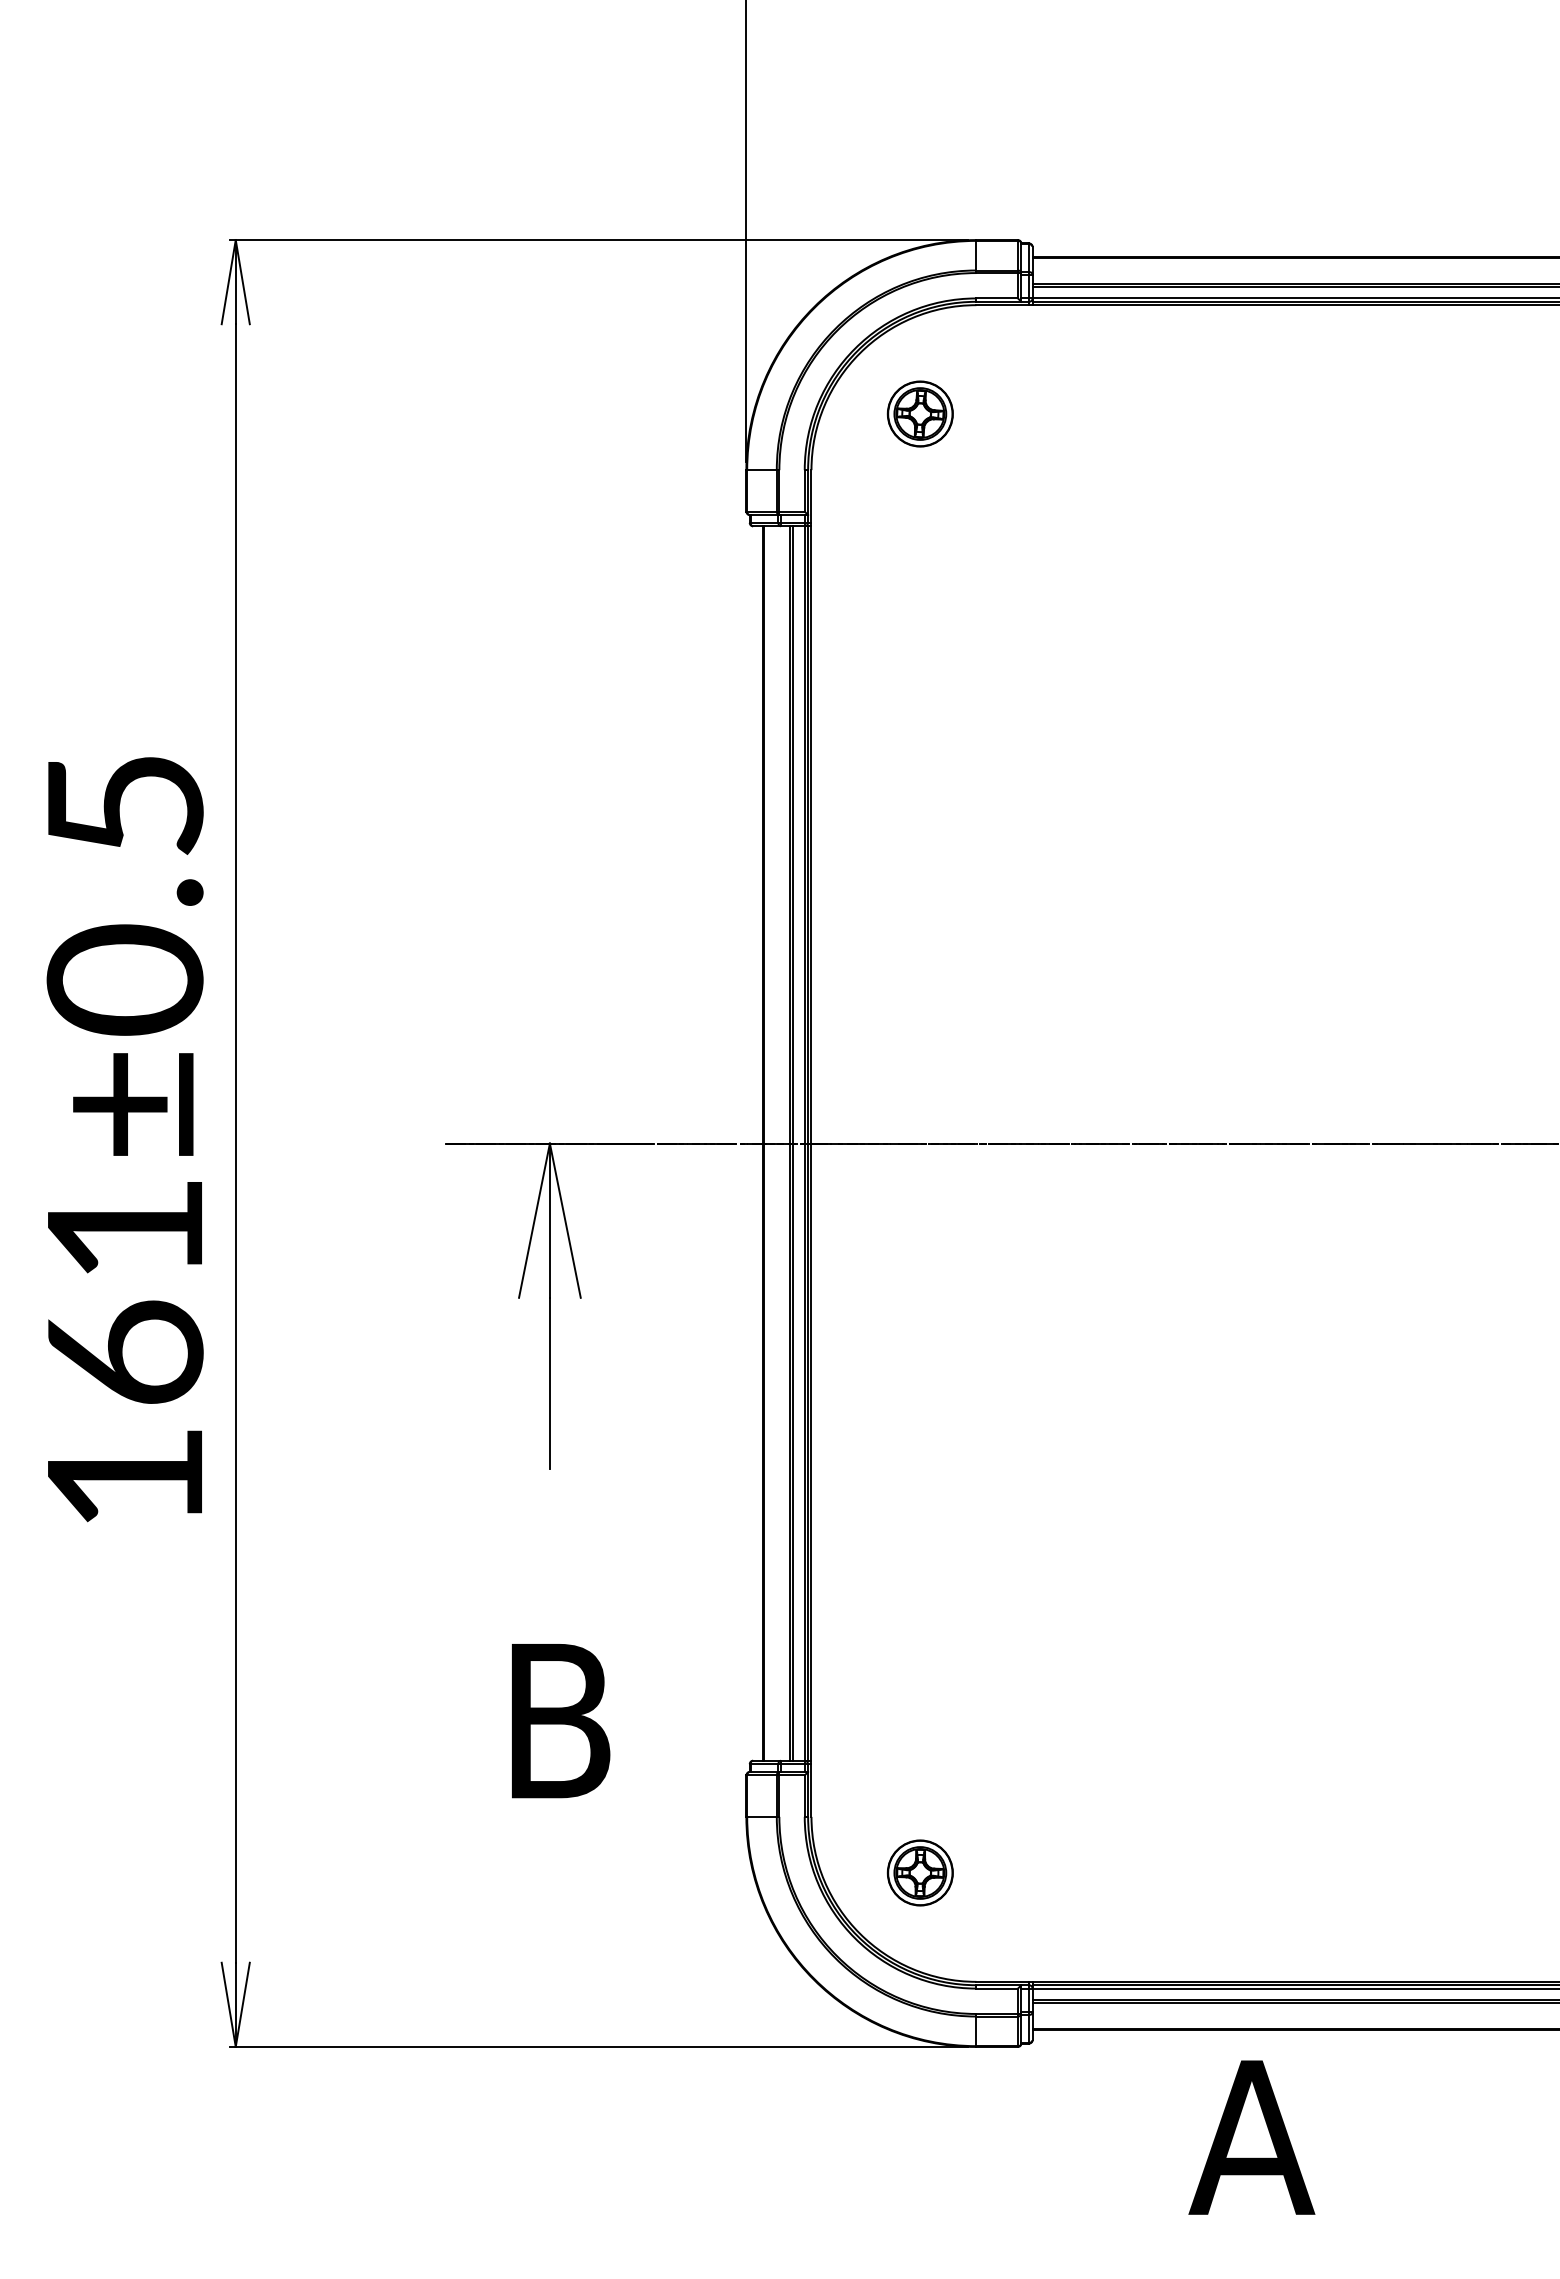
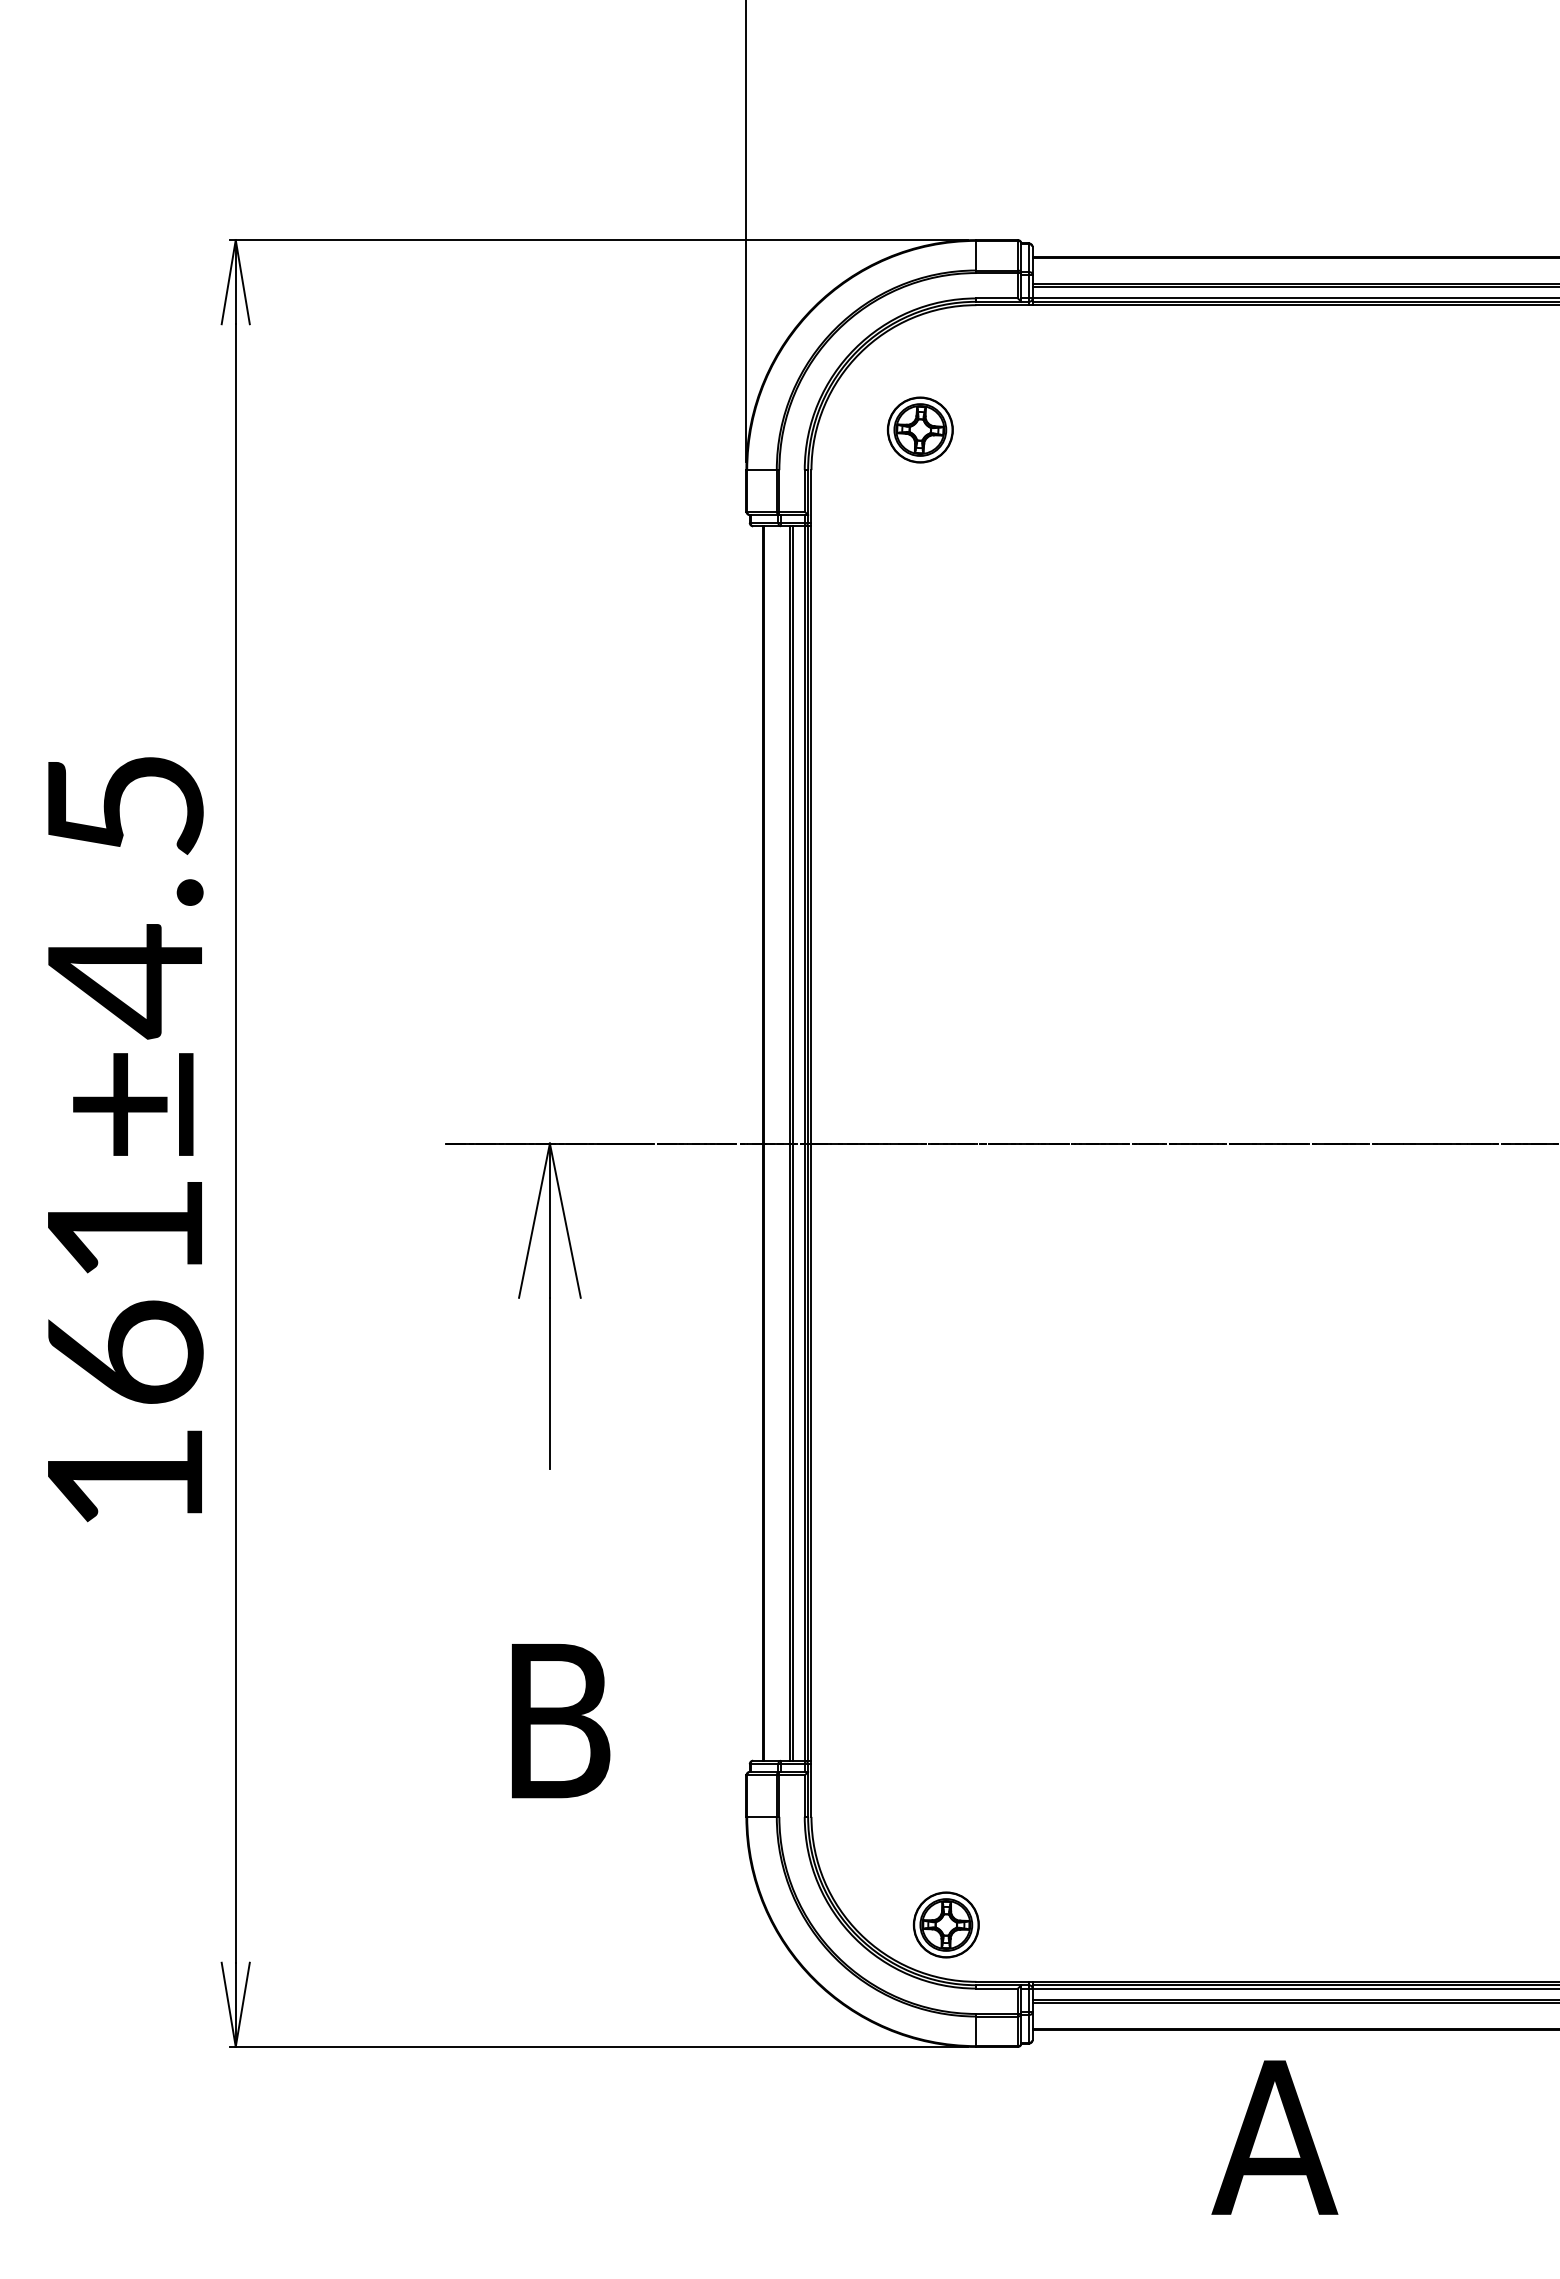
part position: (919, 413) -> (919, 429) (919, 429)
text: 161±0.5 -> 161±4.5 (124, 981)
part position: (919, 1872) -> (945, 1924) (945, 1924)
text position: (1251, 2137) -> (1274, 2137) (1274, 2137)
